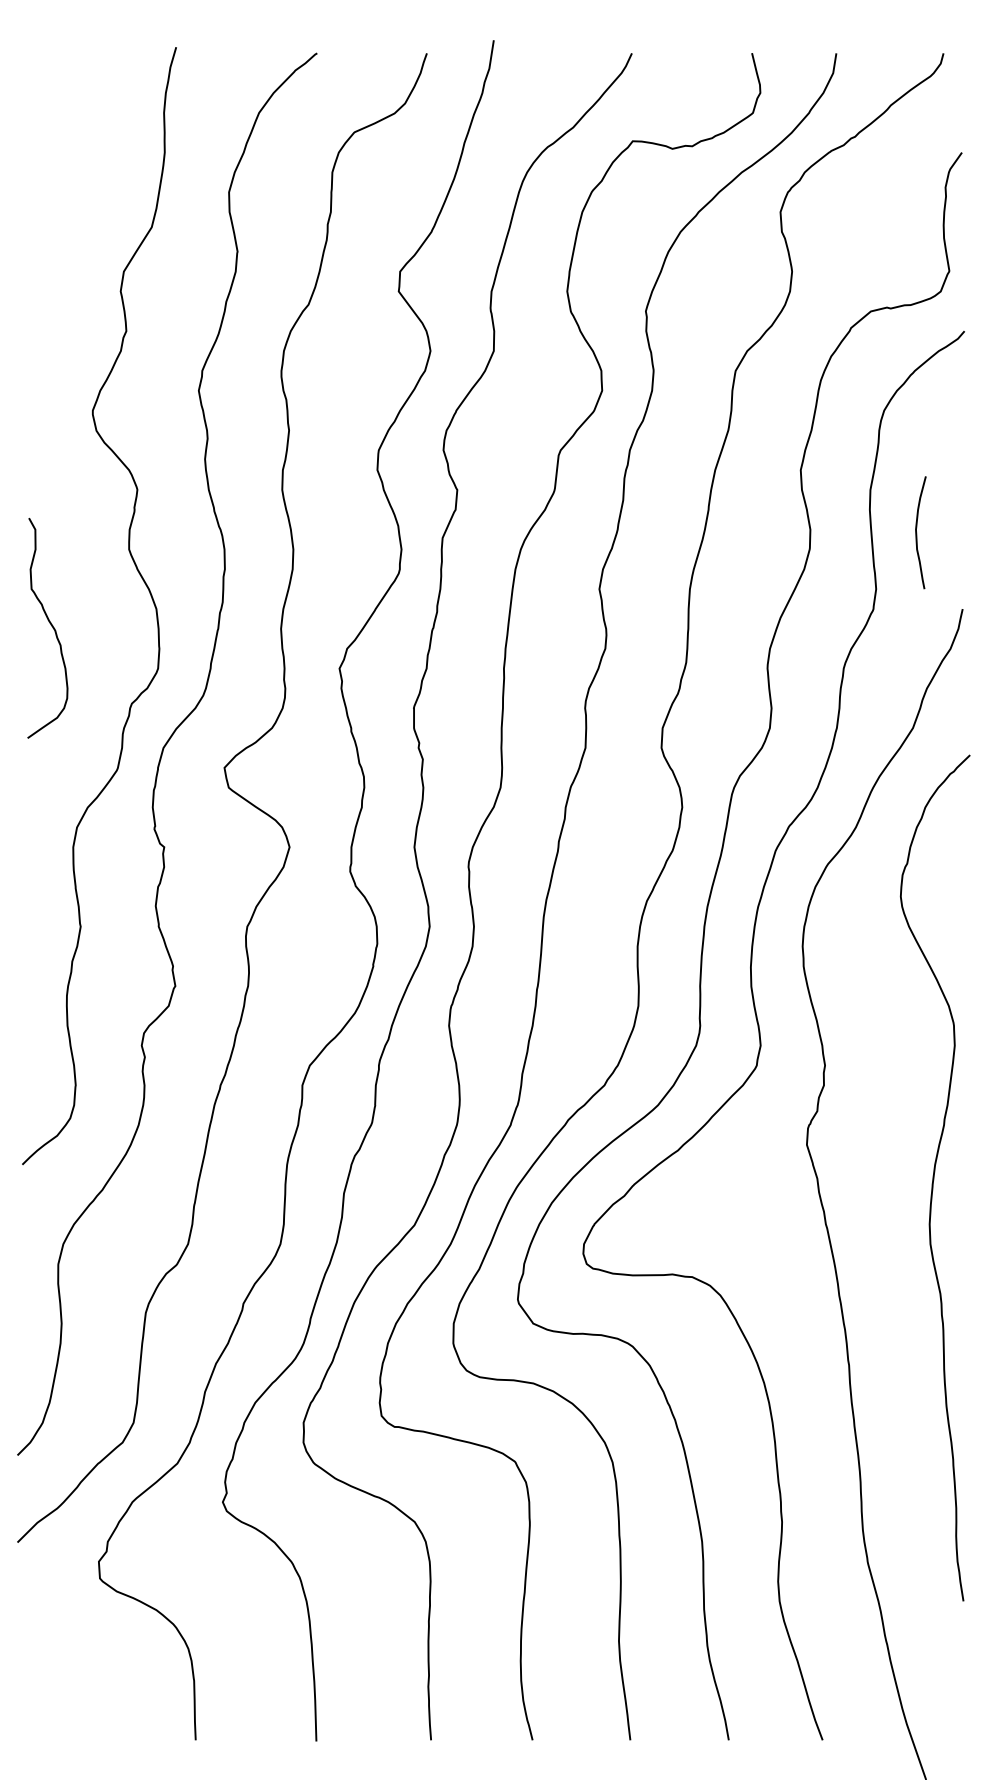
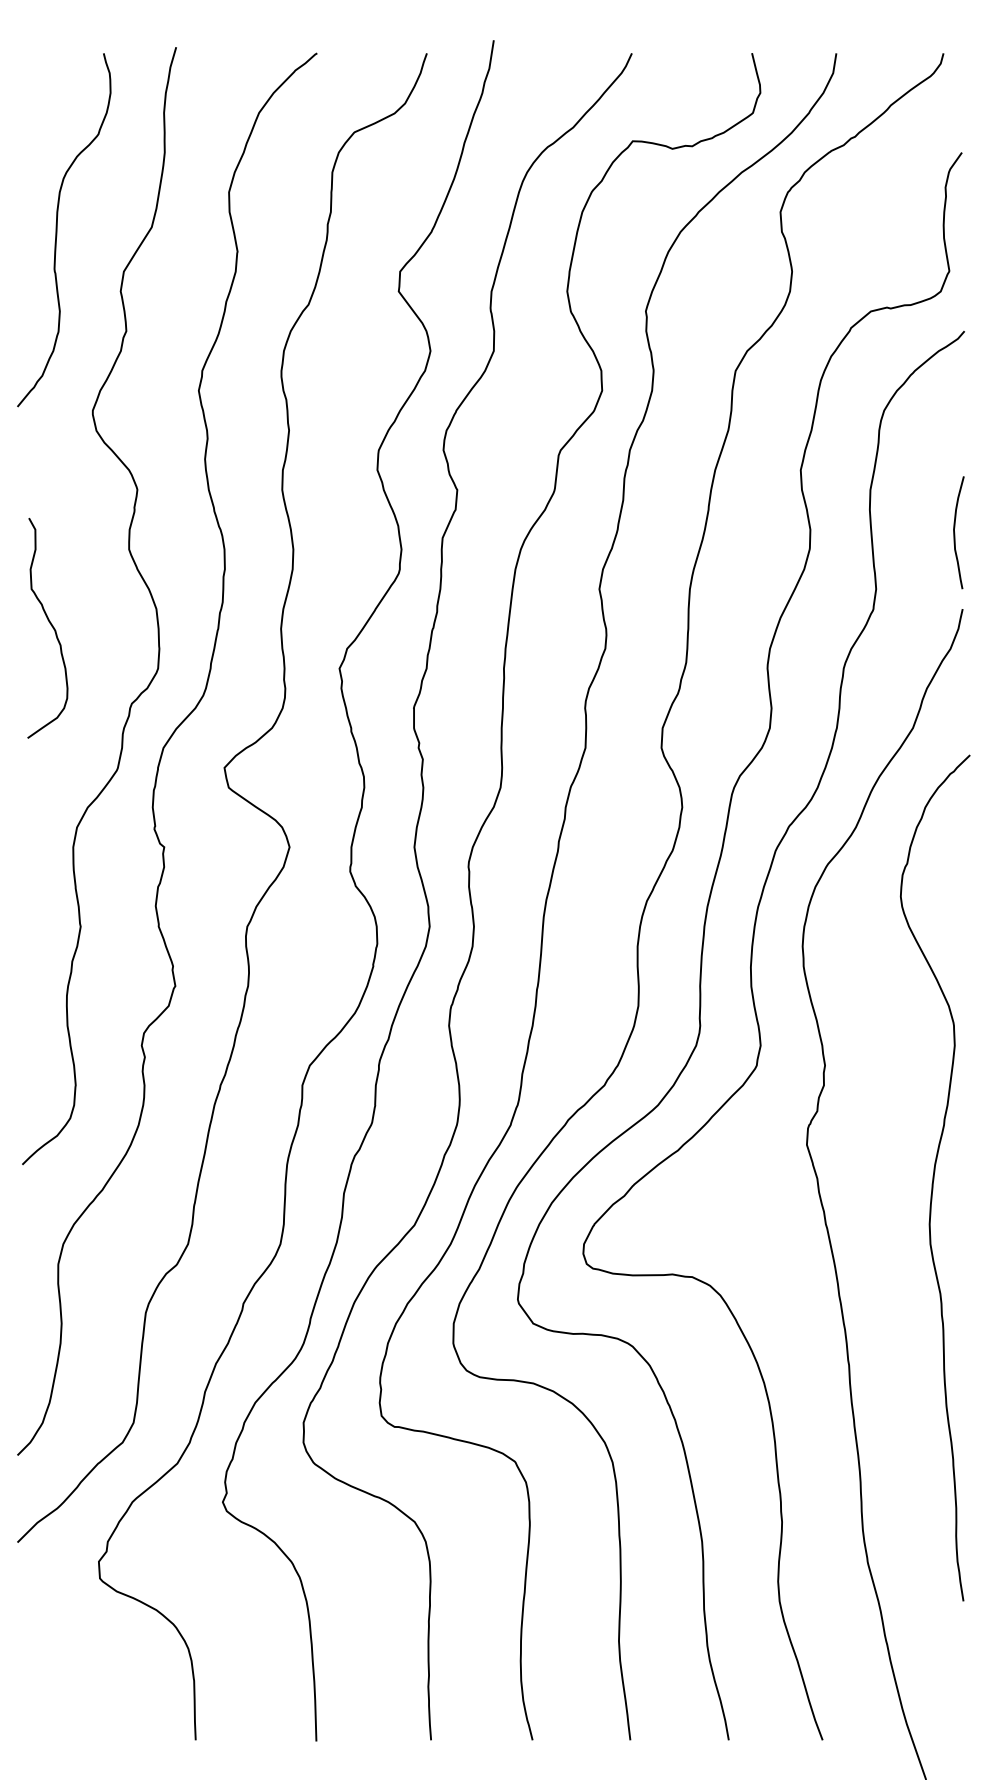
curve: none -> present (57, 230)
curve position: (917, 532) -> (955, 532) (955, 532)
